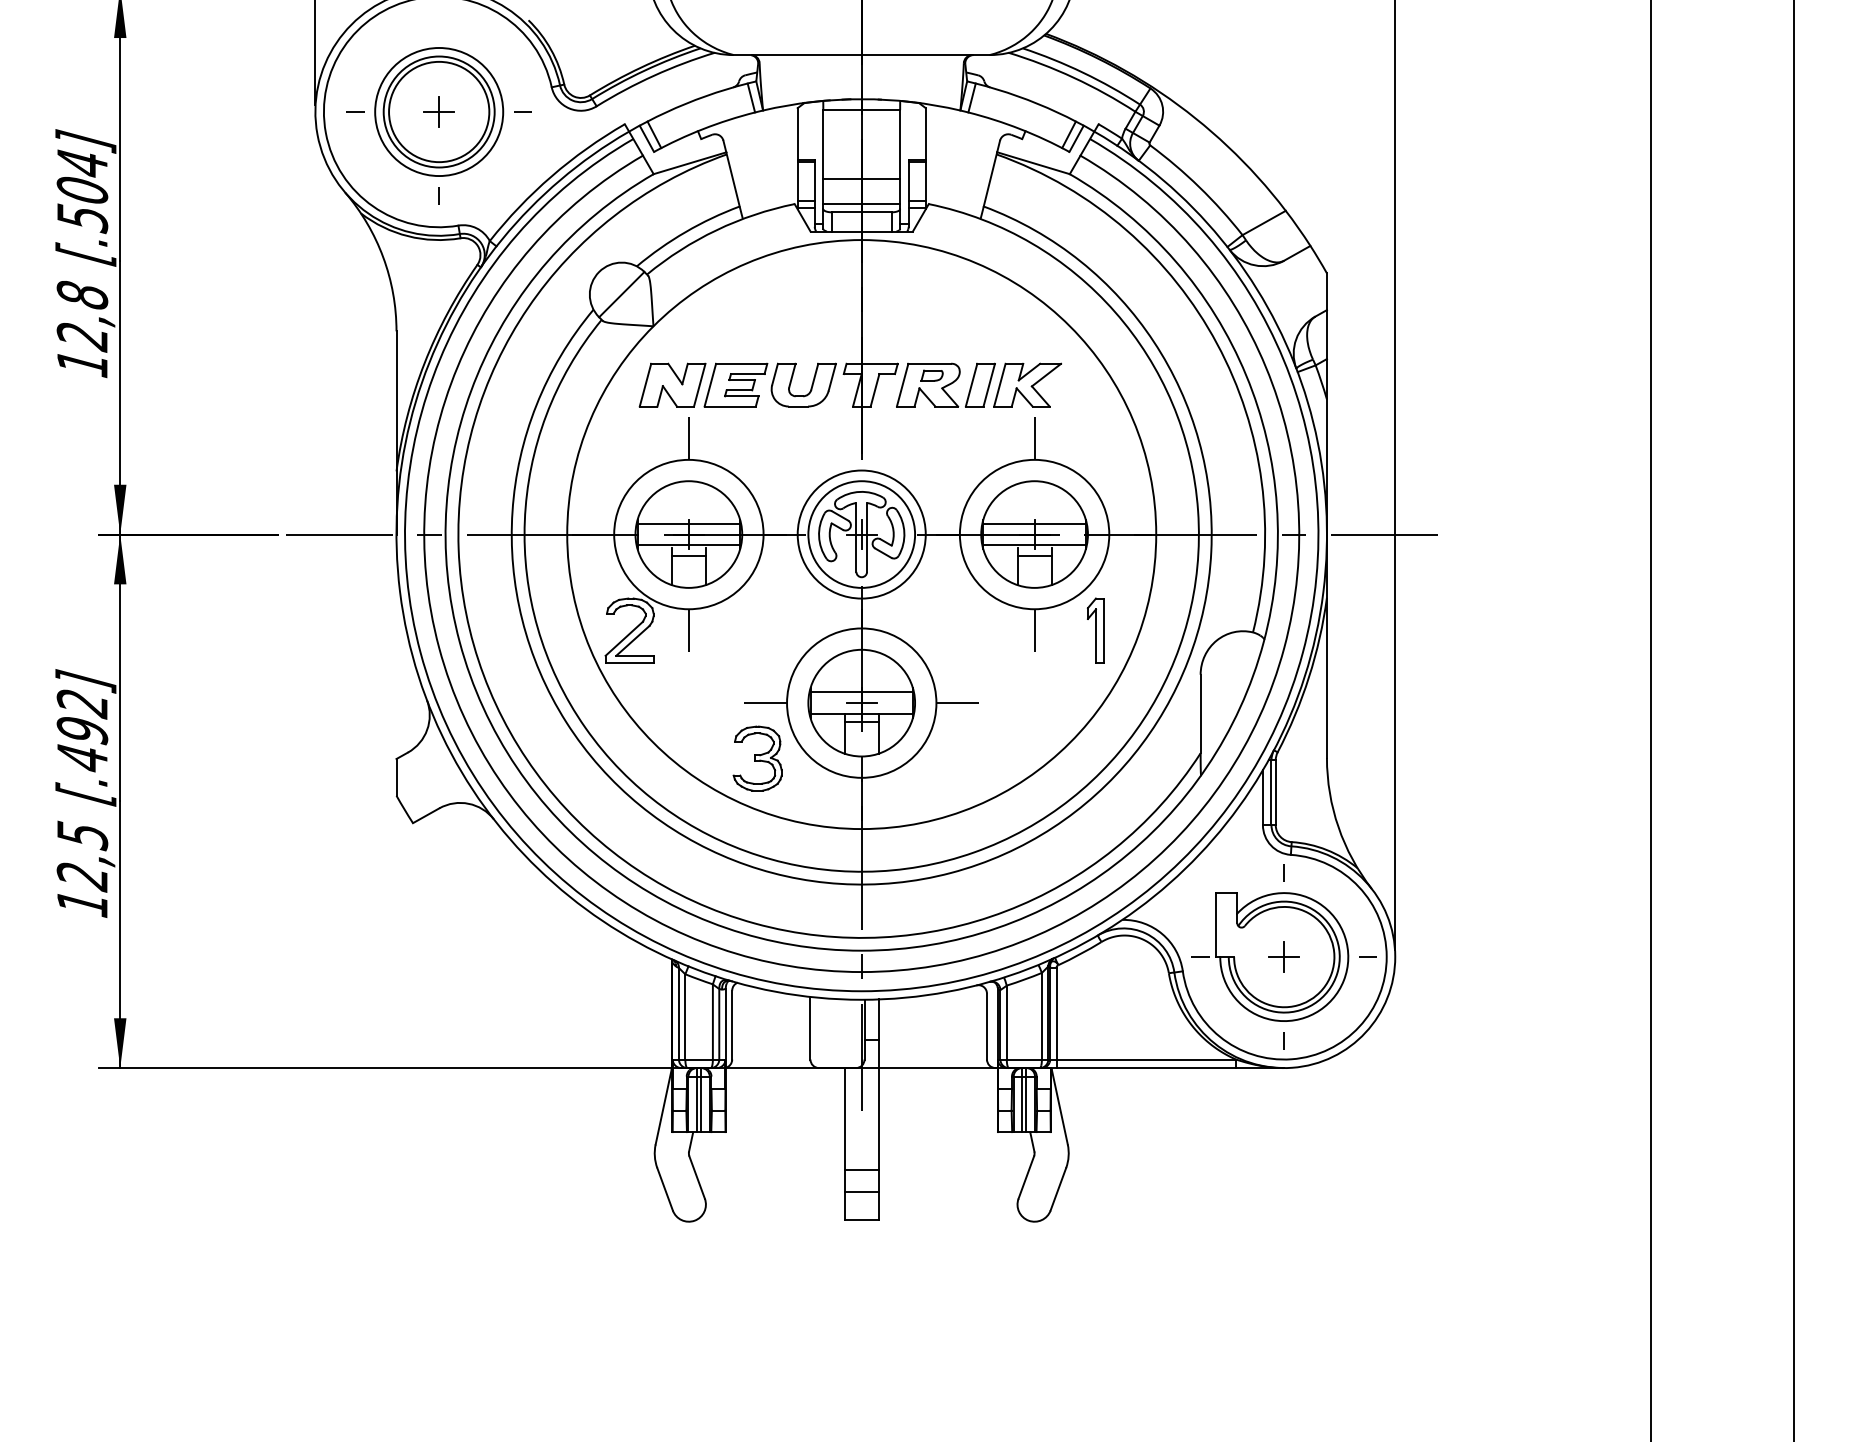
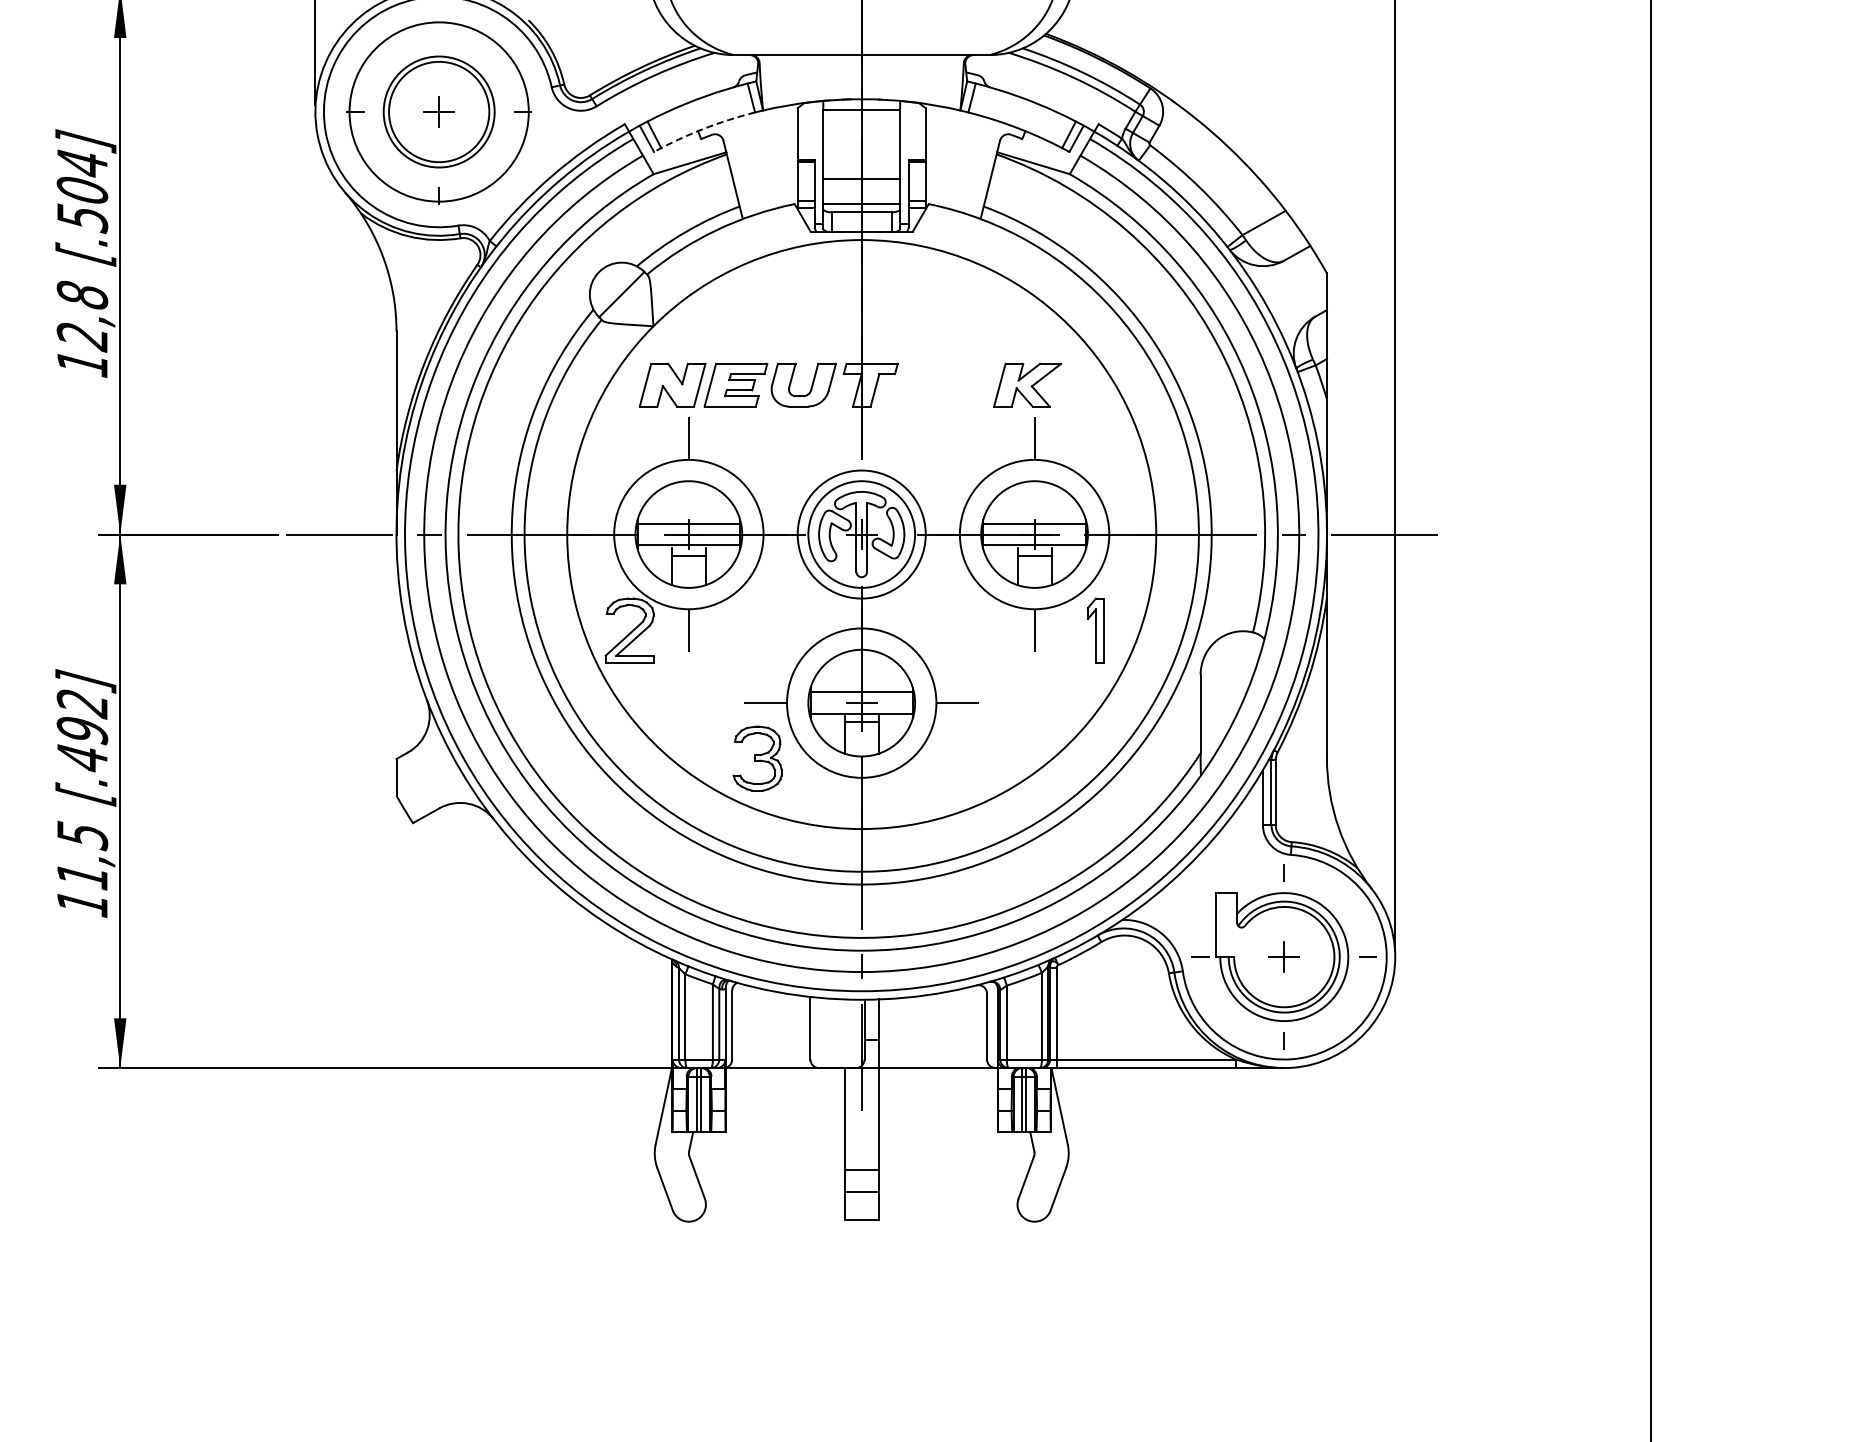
circle diameter: 128 px -> 179 px (438, 111)
arc: solid -> dashed (703, 129)
part: present -> none (945, 384)
line: present -> none (1793, 720)
text: 12,5 -> 11,5 (81, 877)
